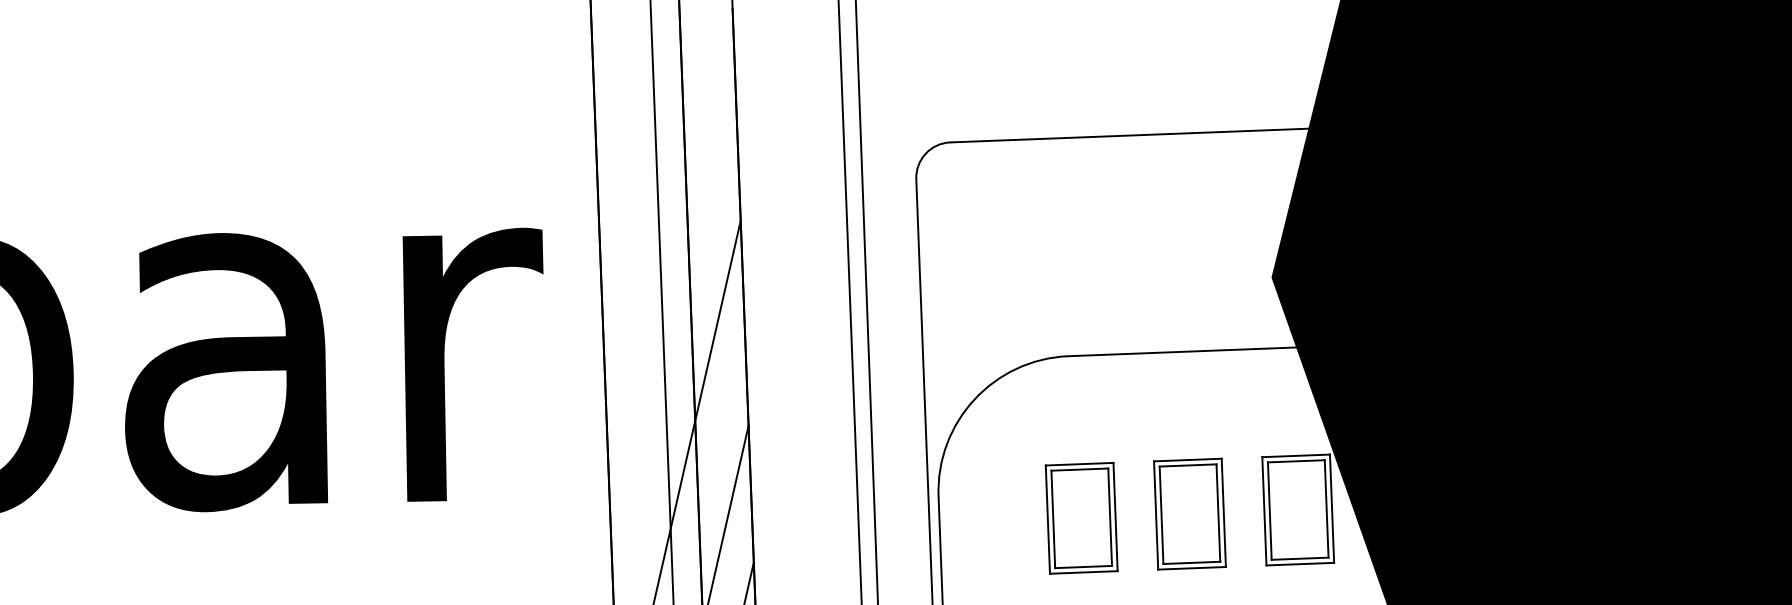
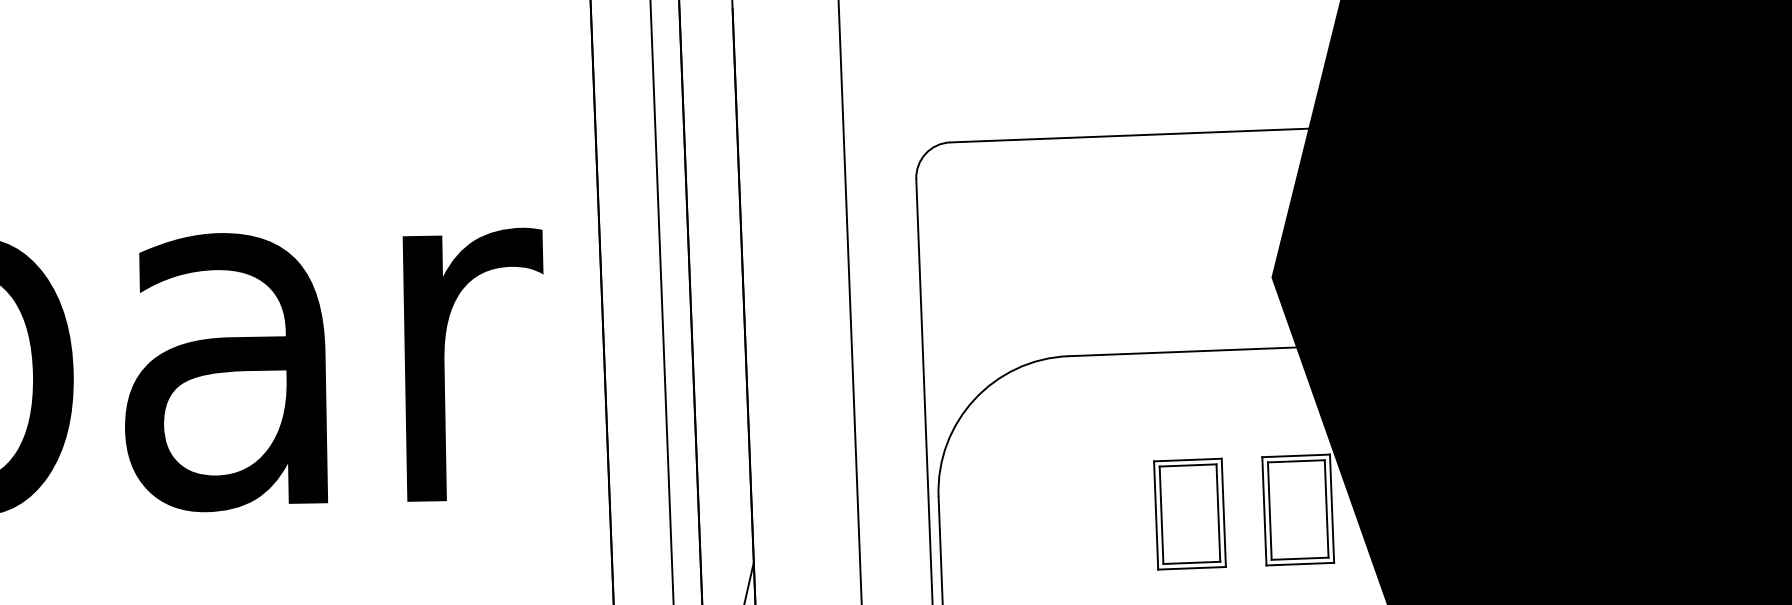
line: present -> none (866, 301)
line: present -> none (697, 410)
line: present -> none (728, 513)
part: present -> none (1081, 518)
